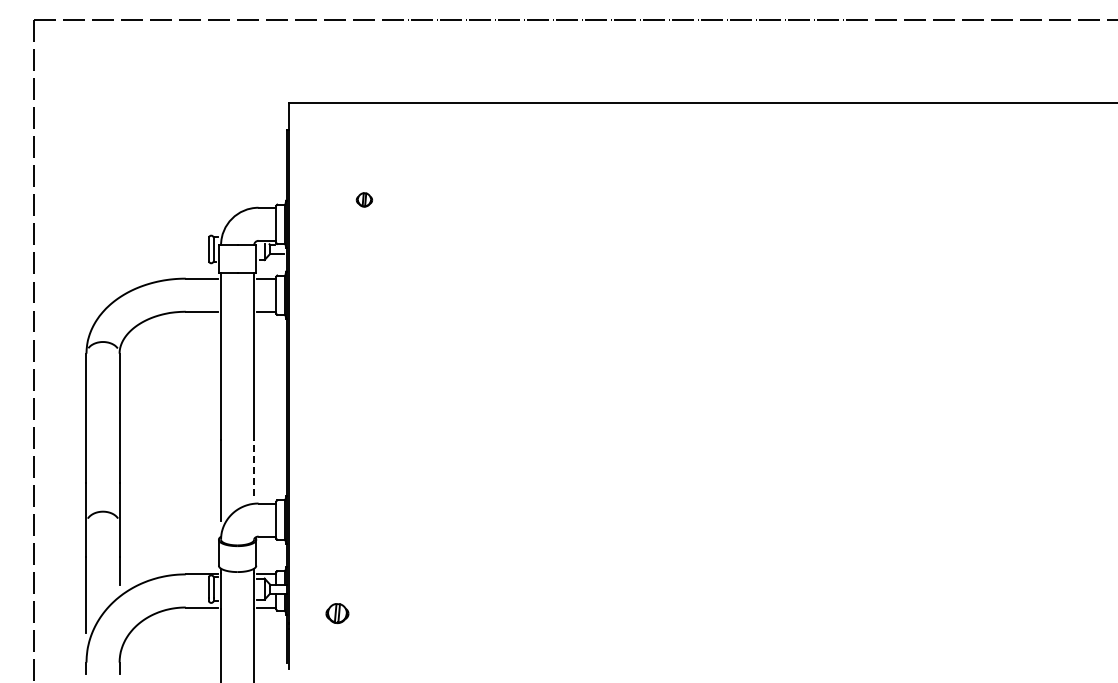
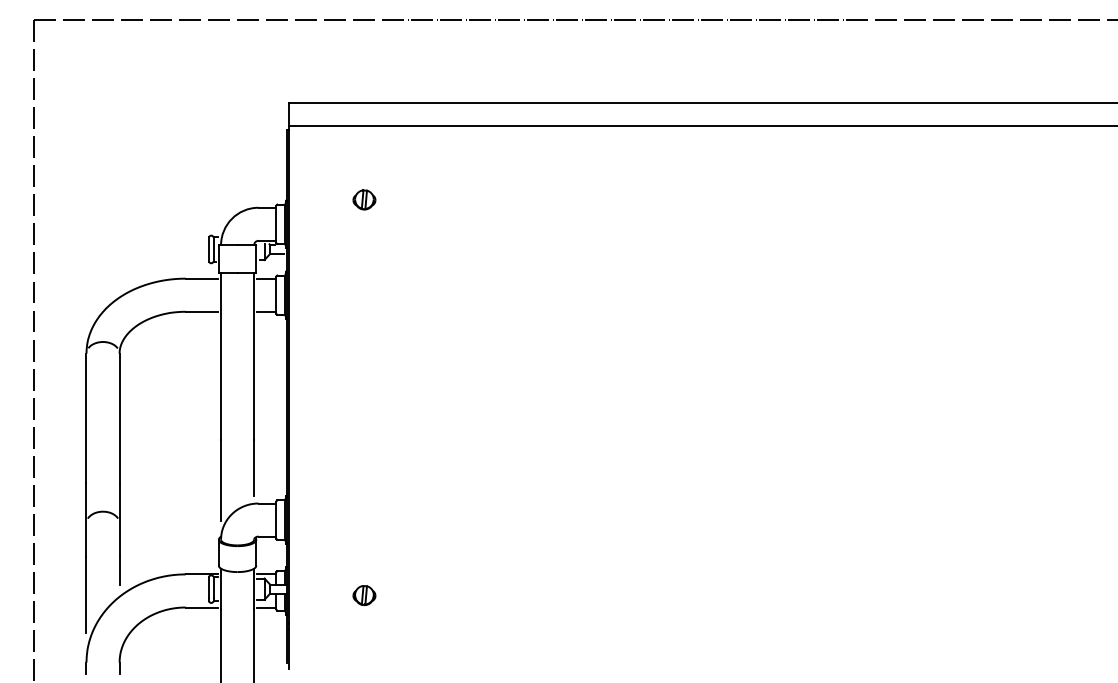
line: none -> present (701, 126)
part size: 18x16 px -> 25x22 px (364, 199)
line: dashed -> solid (254, 468)
part position: (337, 613) -> (364, 595) (364, 595)
